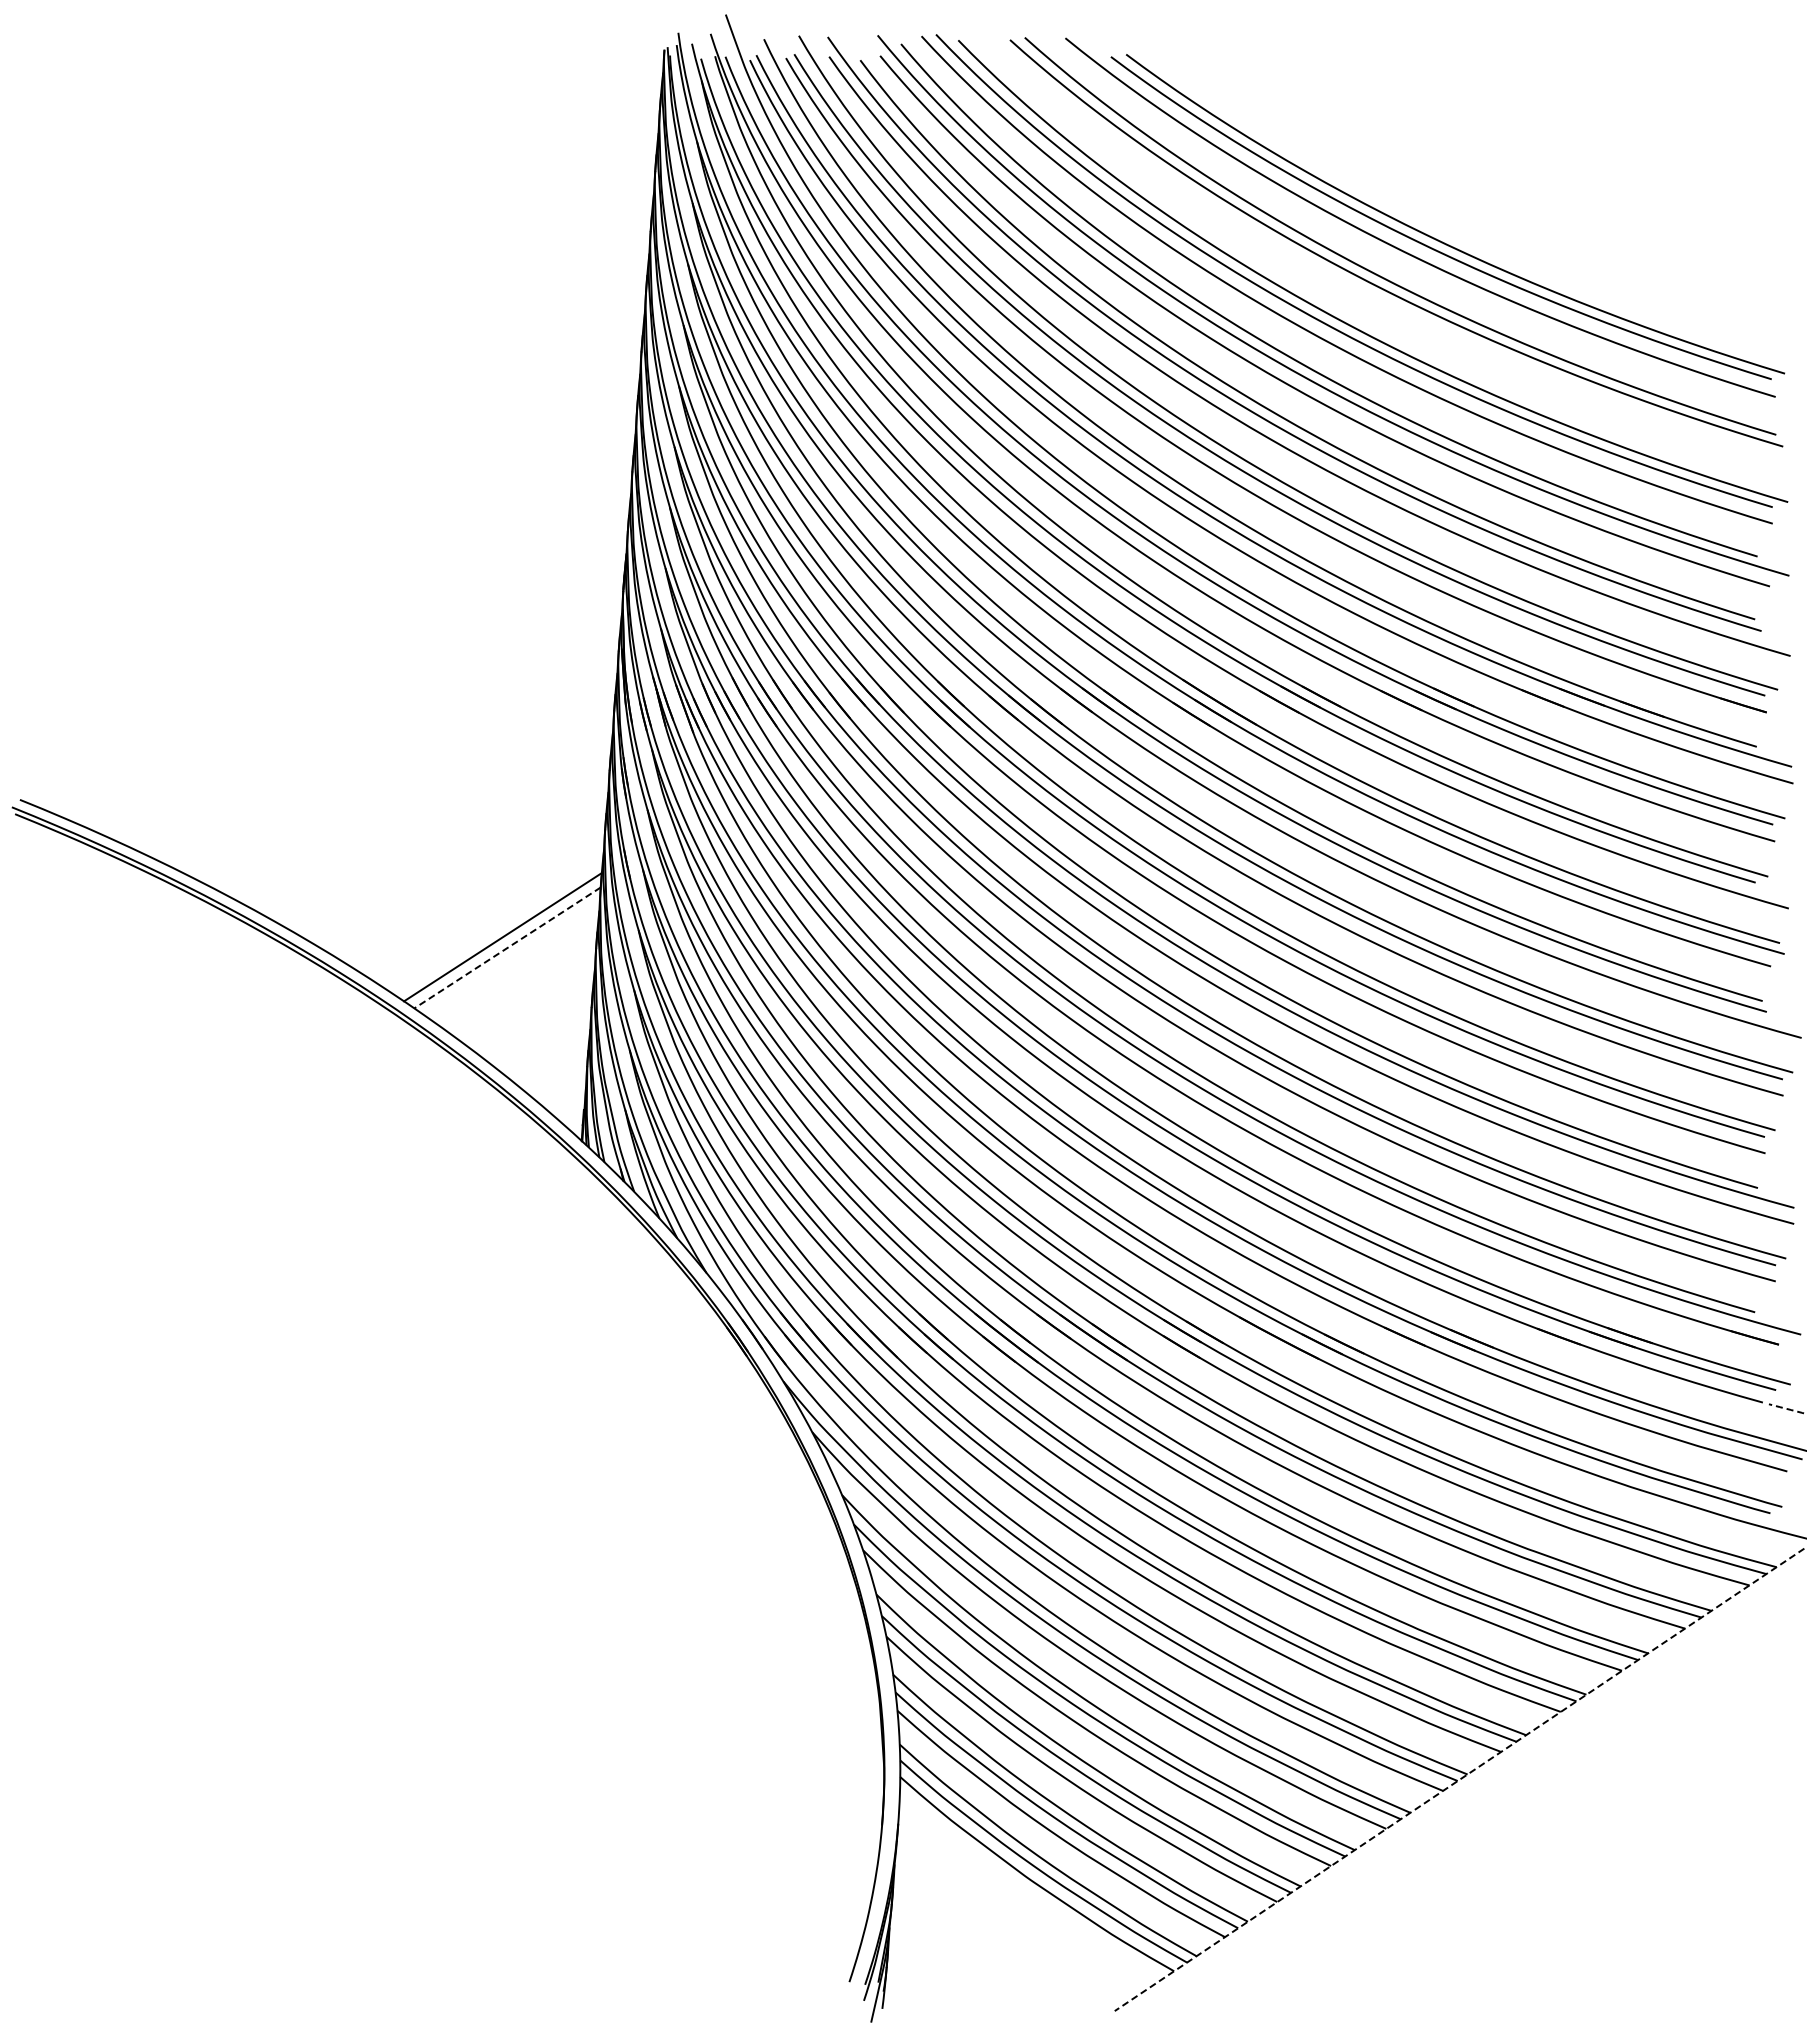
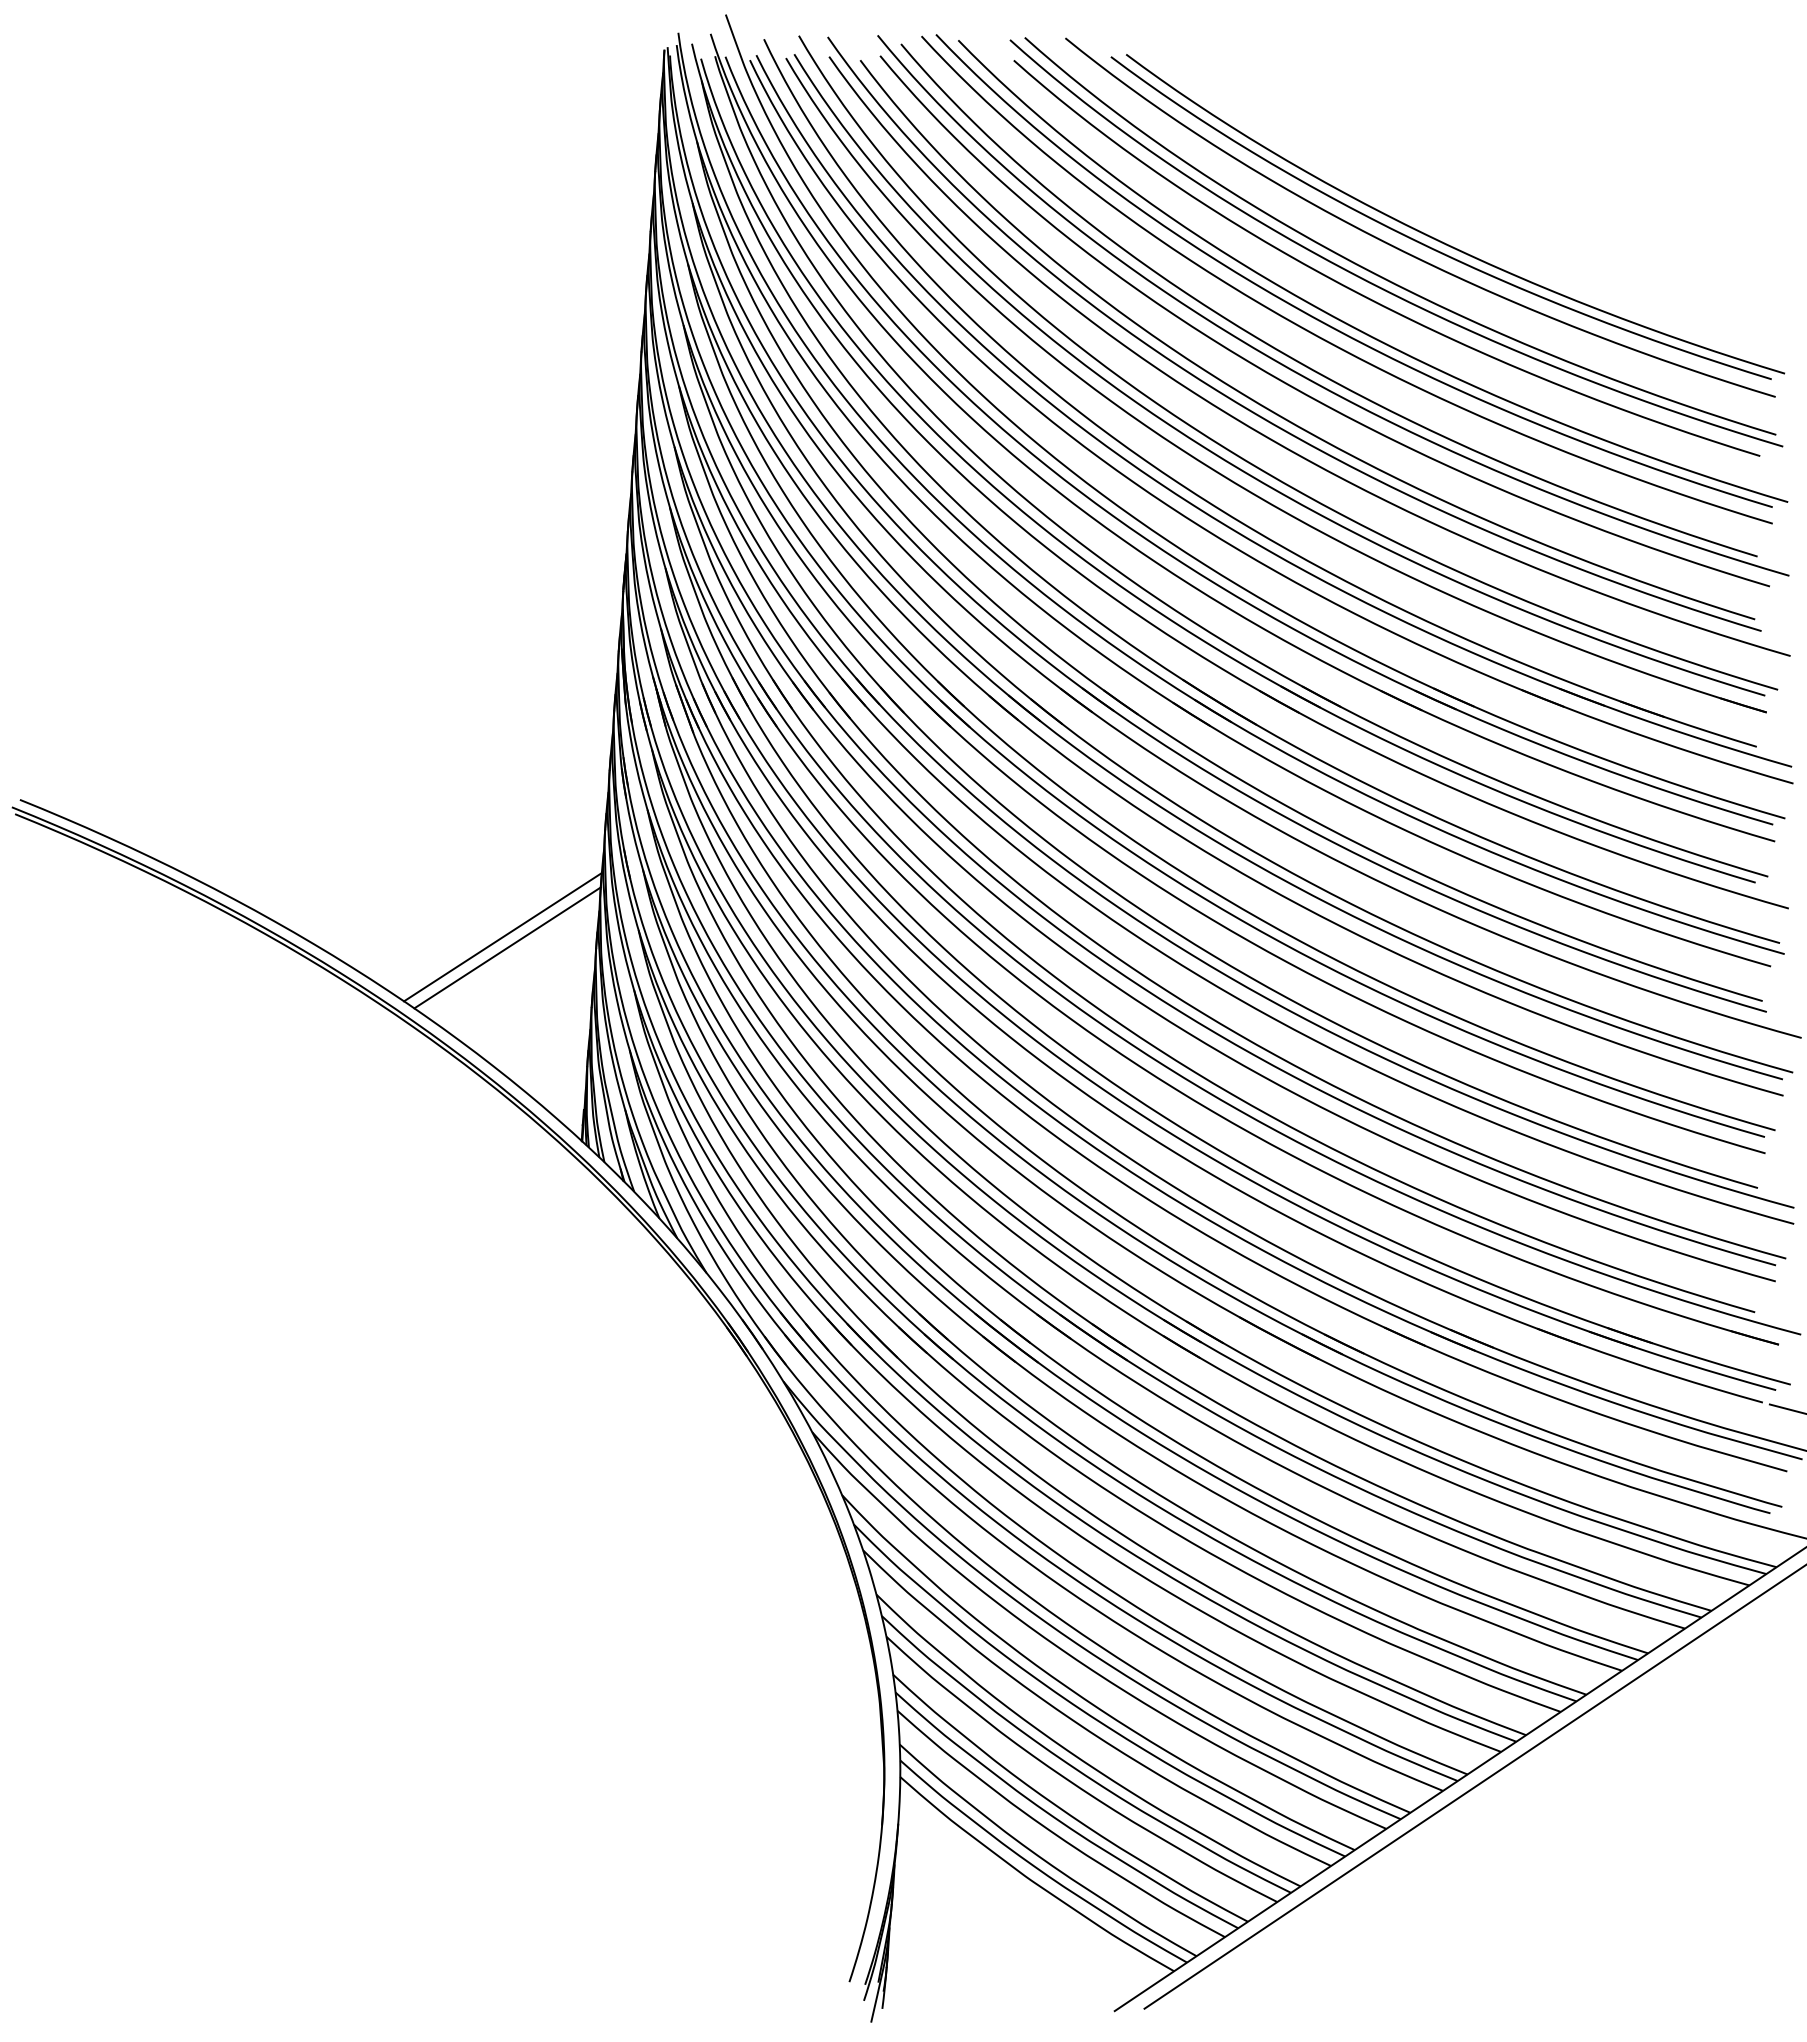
curve: none -> present (1366, 296)
line: dashed -> solid (507, 948)
line: dashed -> solid (1788, 1409)
line: dashed -> solid (1460, 1779)
line: none -> present (1473, 1787)
